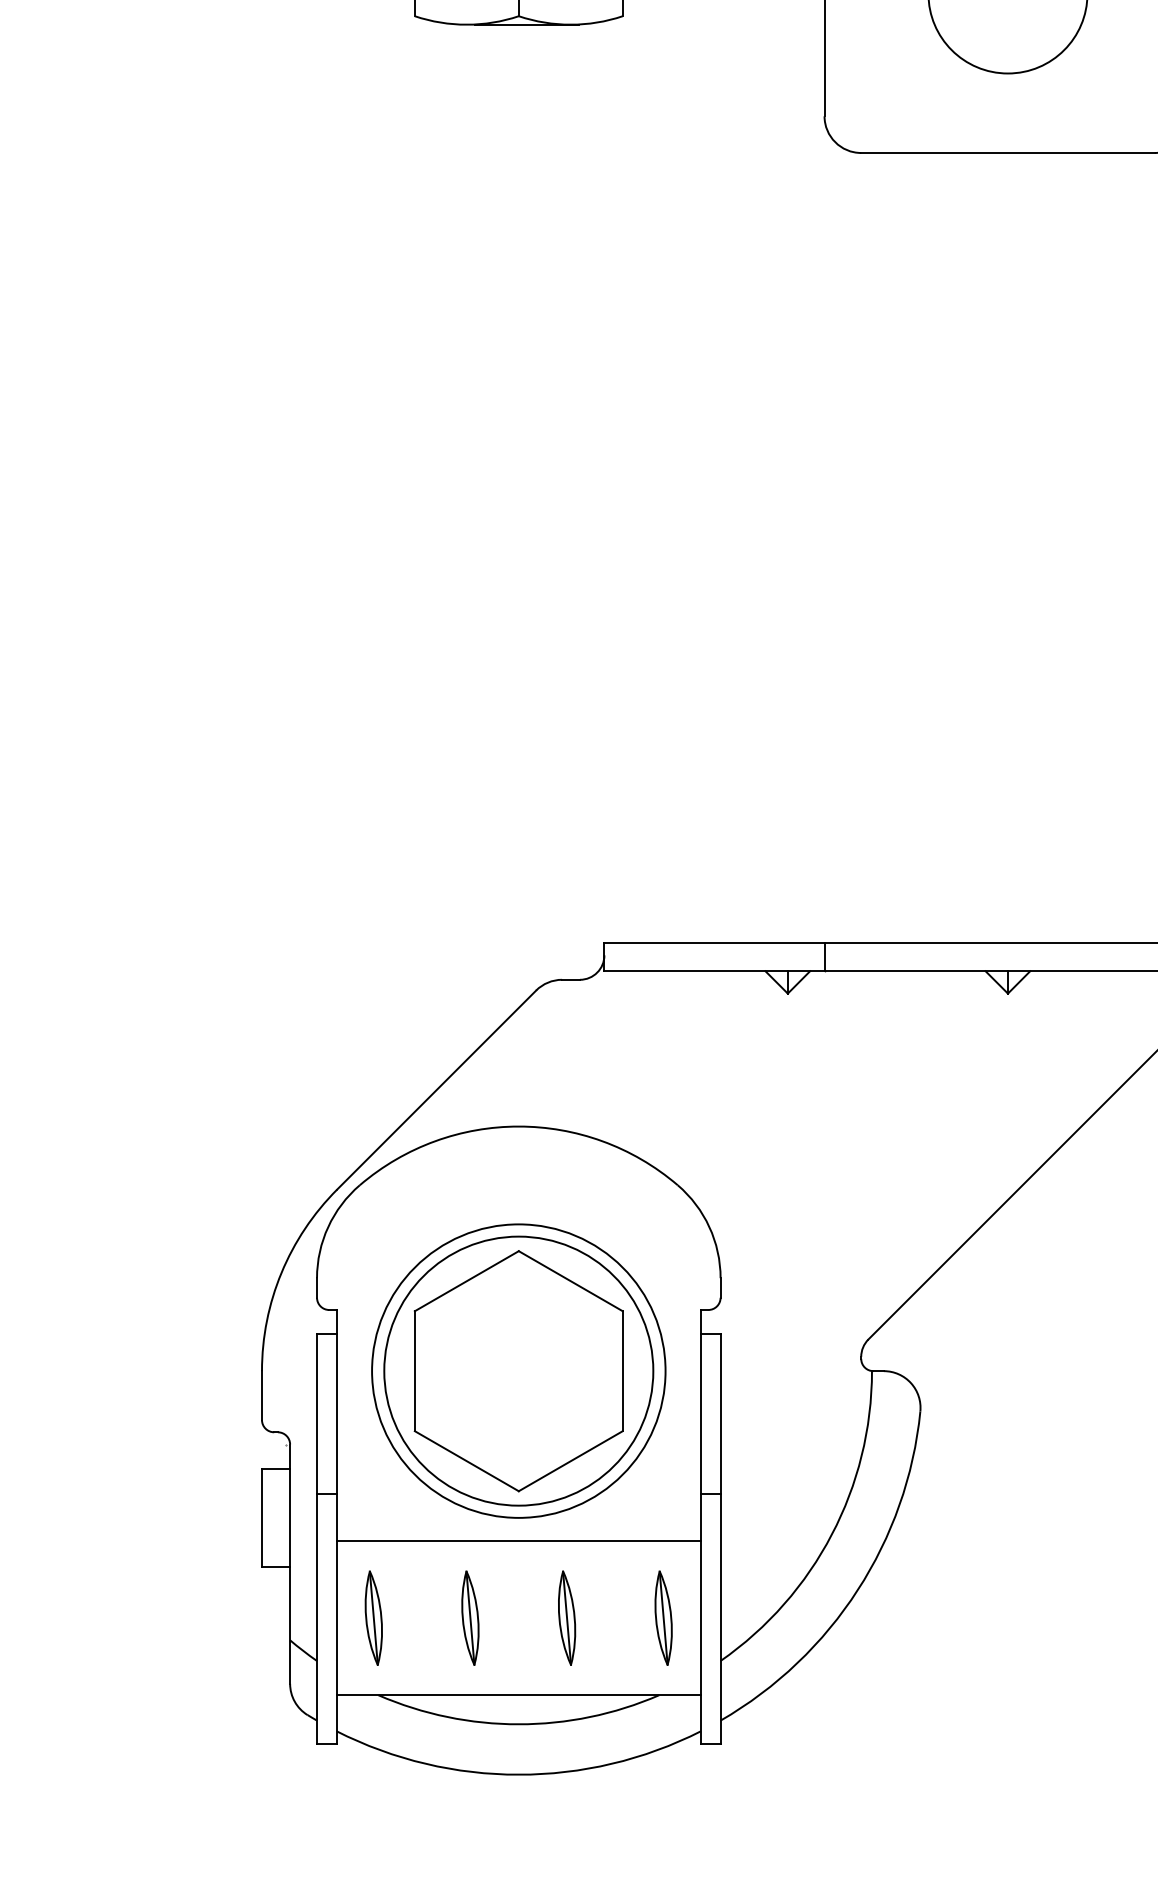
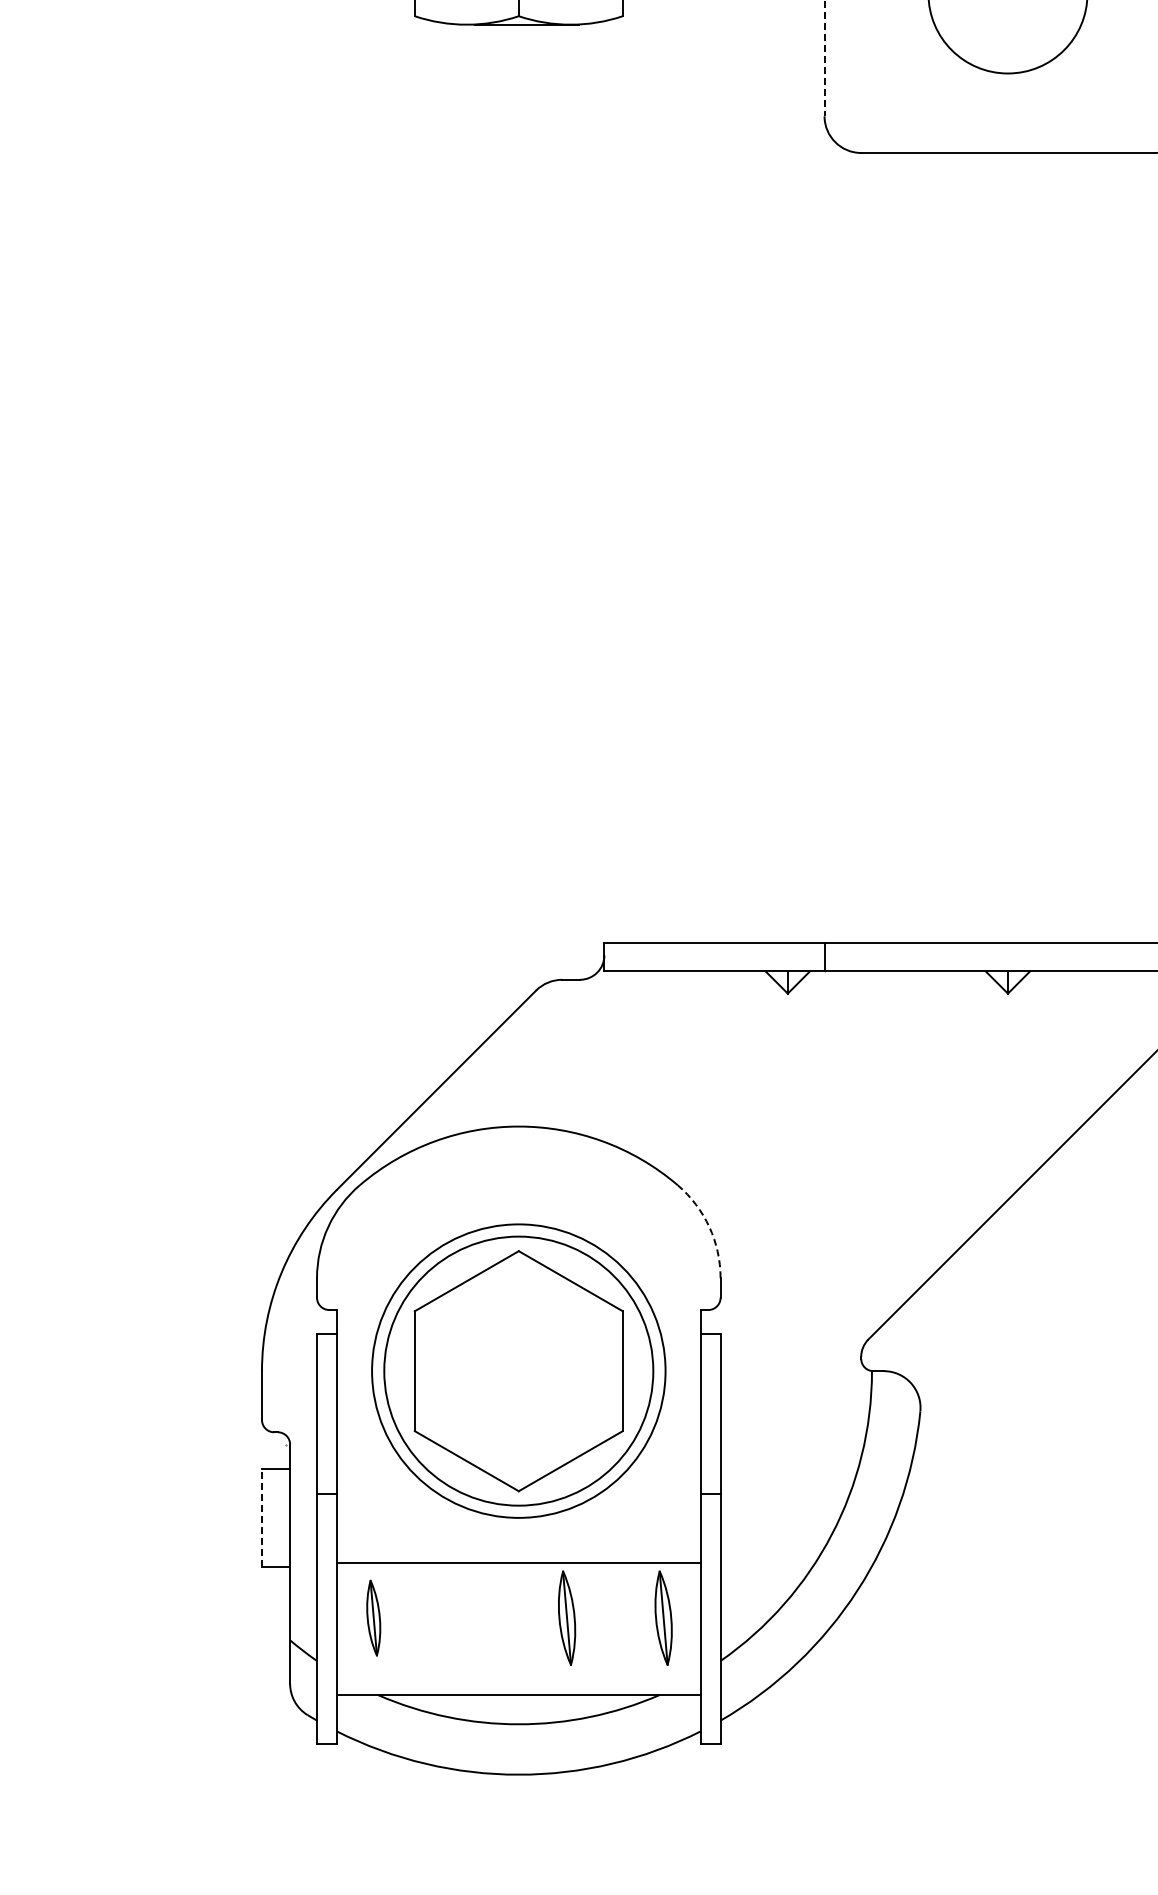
line: solid -> dashed (824, 58)
arc: solid -> dashed (709, 1227)
line: solid -> dashed (262, 1517)
line position: (518, 1541) -> (518, 1563) (518, 1563)
part size: 19x96 px -> 16x78 px (373, 1617)
part: present -> none (470, 1617)
